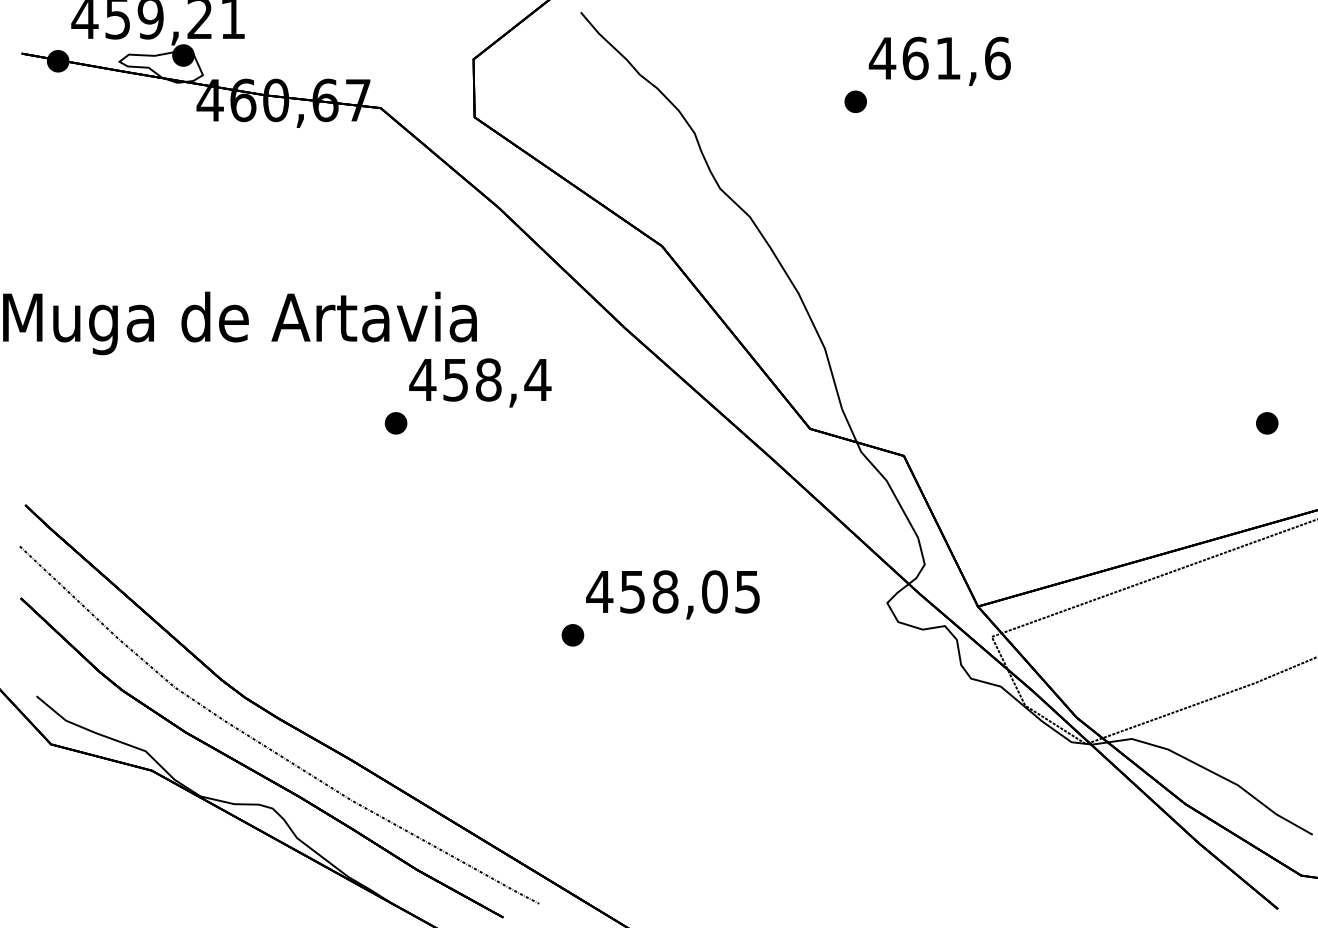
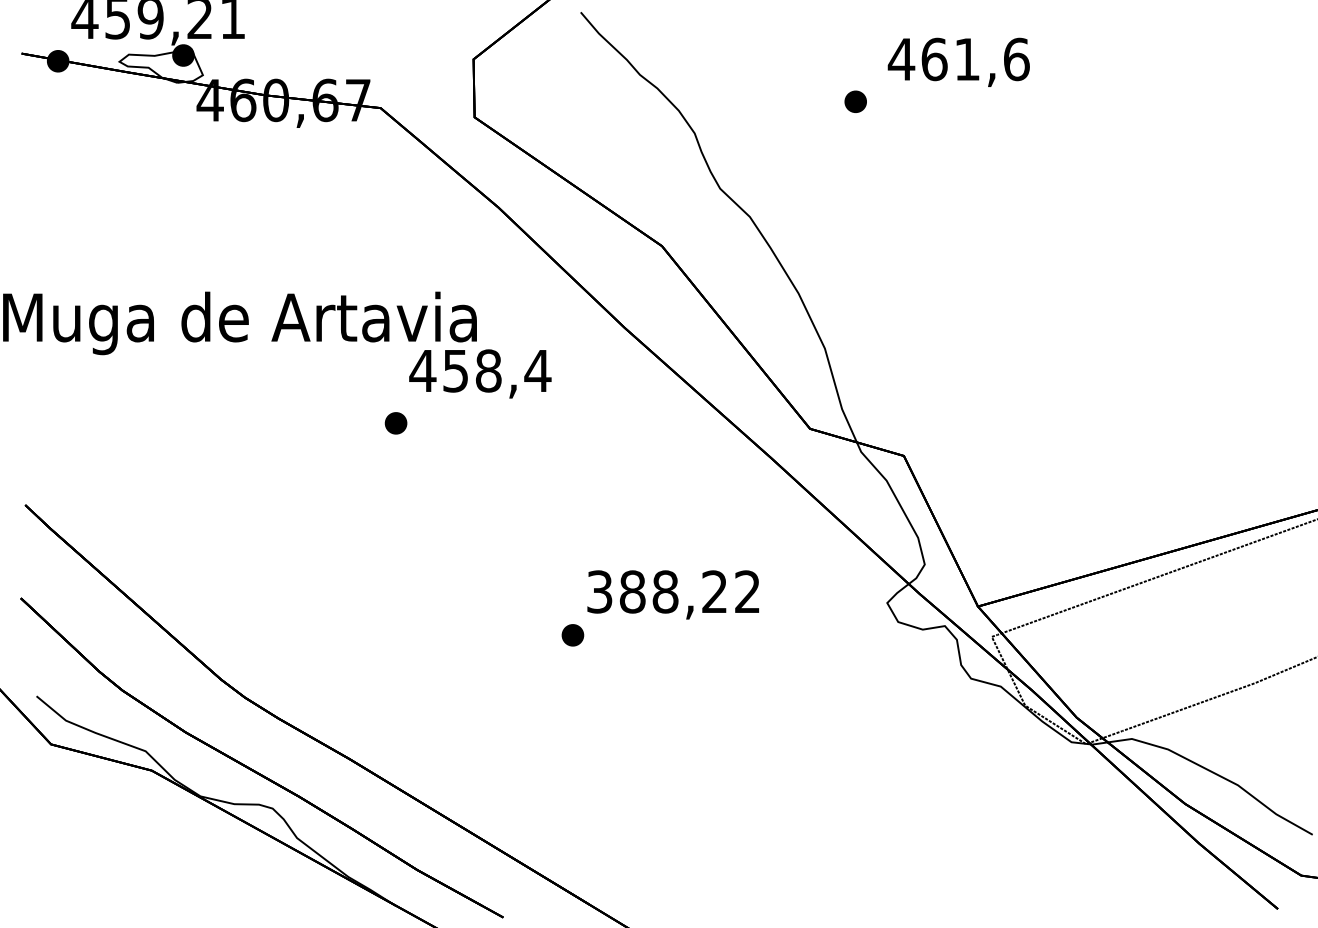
text position: (939, 60) -> (958, 61) (958, 61)
text position: (480, 382) -> (480, 373) (480, 373)
part: present -> none (1267, 423)
text: 458,05 -> 388,22 (672, 591)
curve: present -> none (265, 745)
